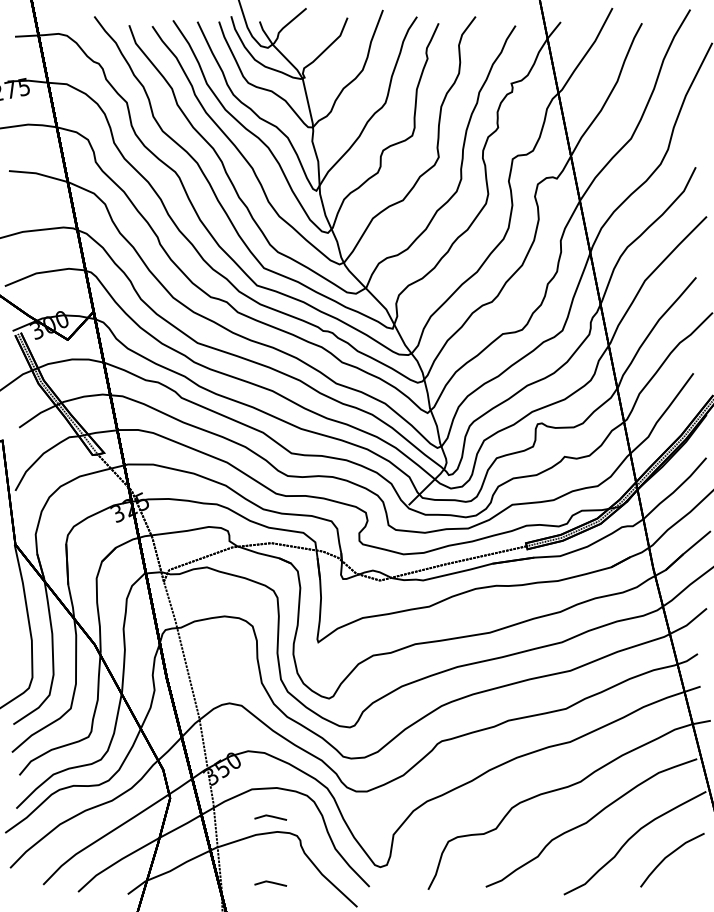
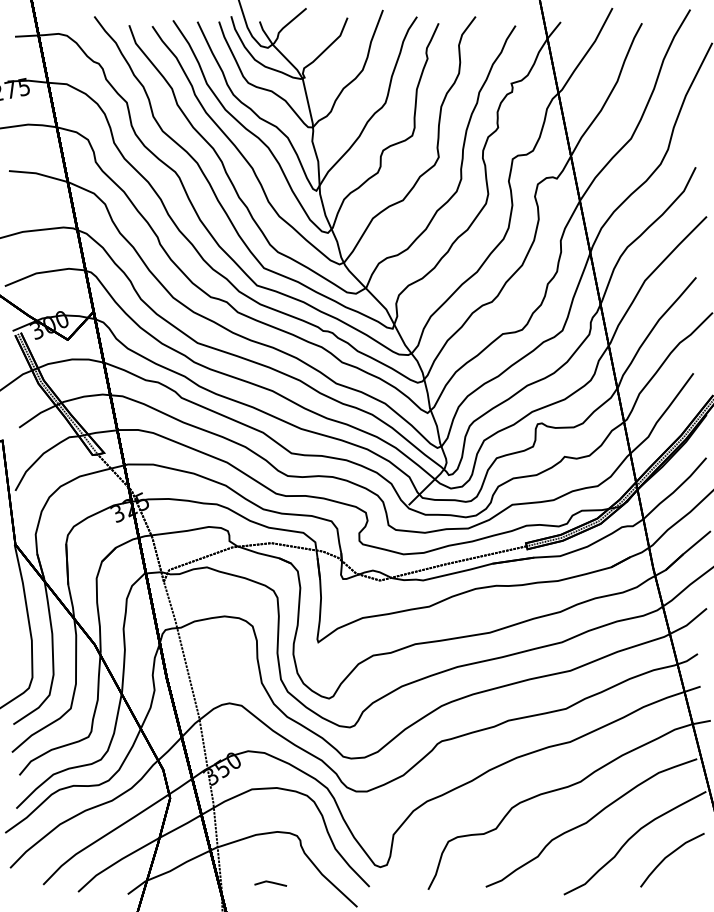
line: present -> none (270, 817)
